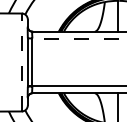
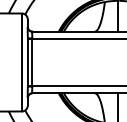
line: dashed -> solid (76, 39)
line: dashed -> solid (21, 62)
